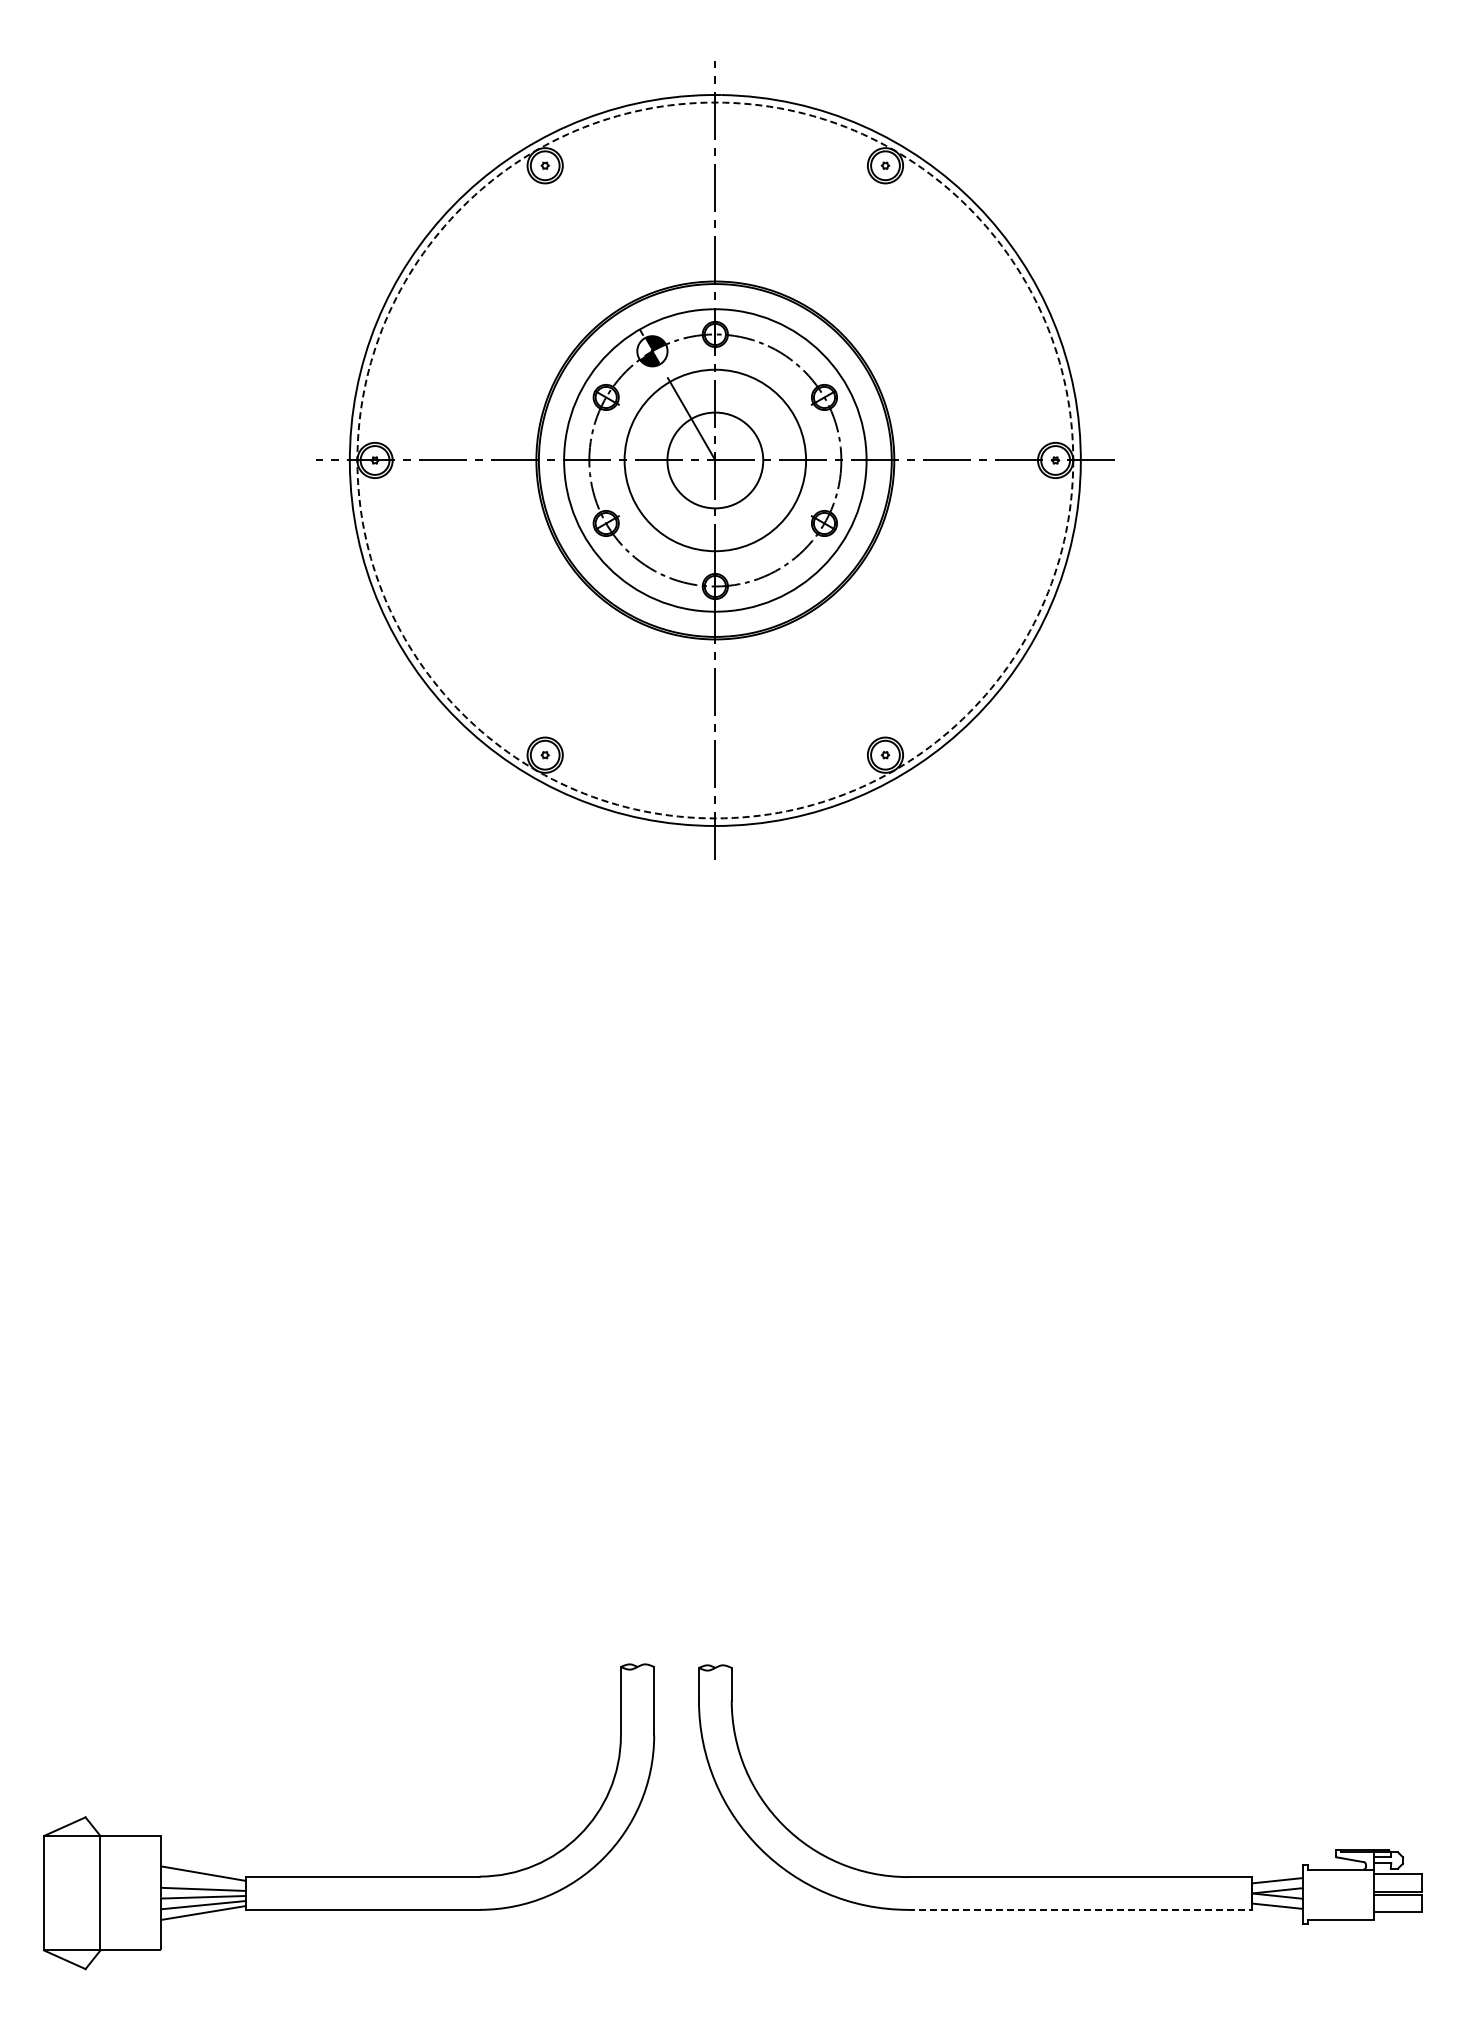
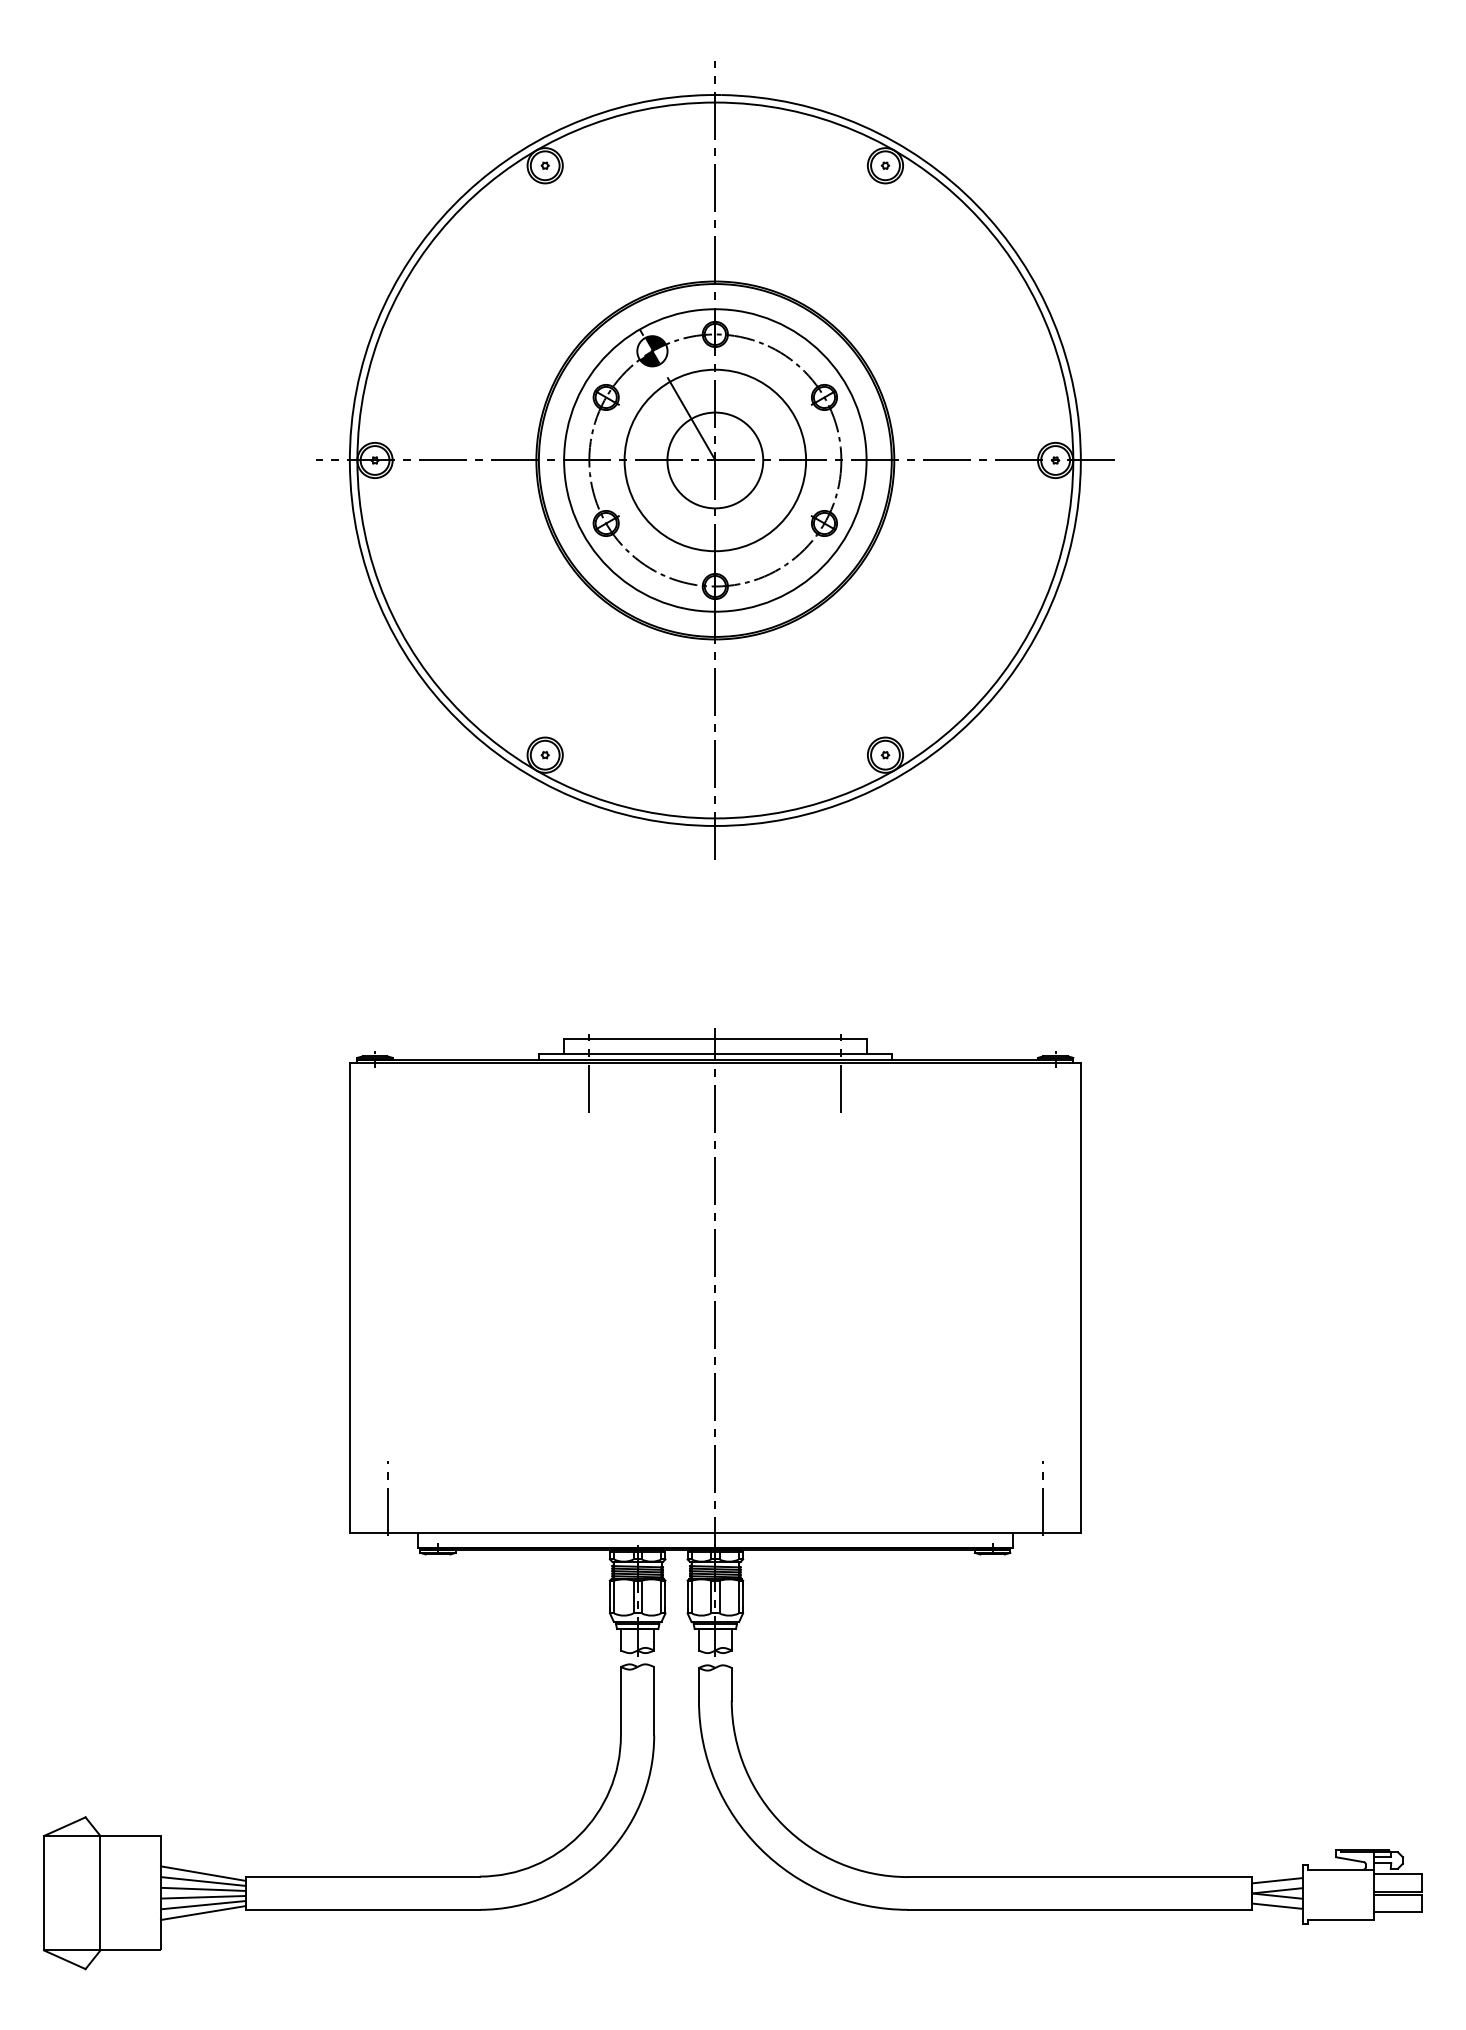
circle: dashed -> solid (715, 460)
part: none -> present (715, 1342)
line: none -> present (202, 1881)
line: dashed -> solid (1080, 1909)
